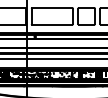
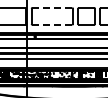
line: solid -> dashed (52, 8)
line: solid -> dashed (52, 24)
